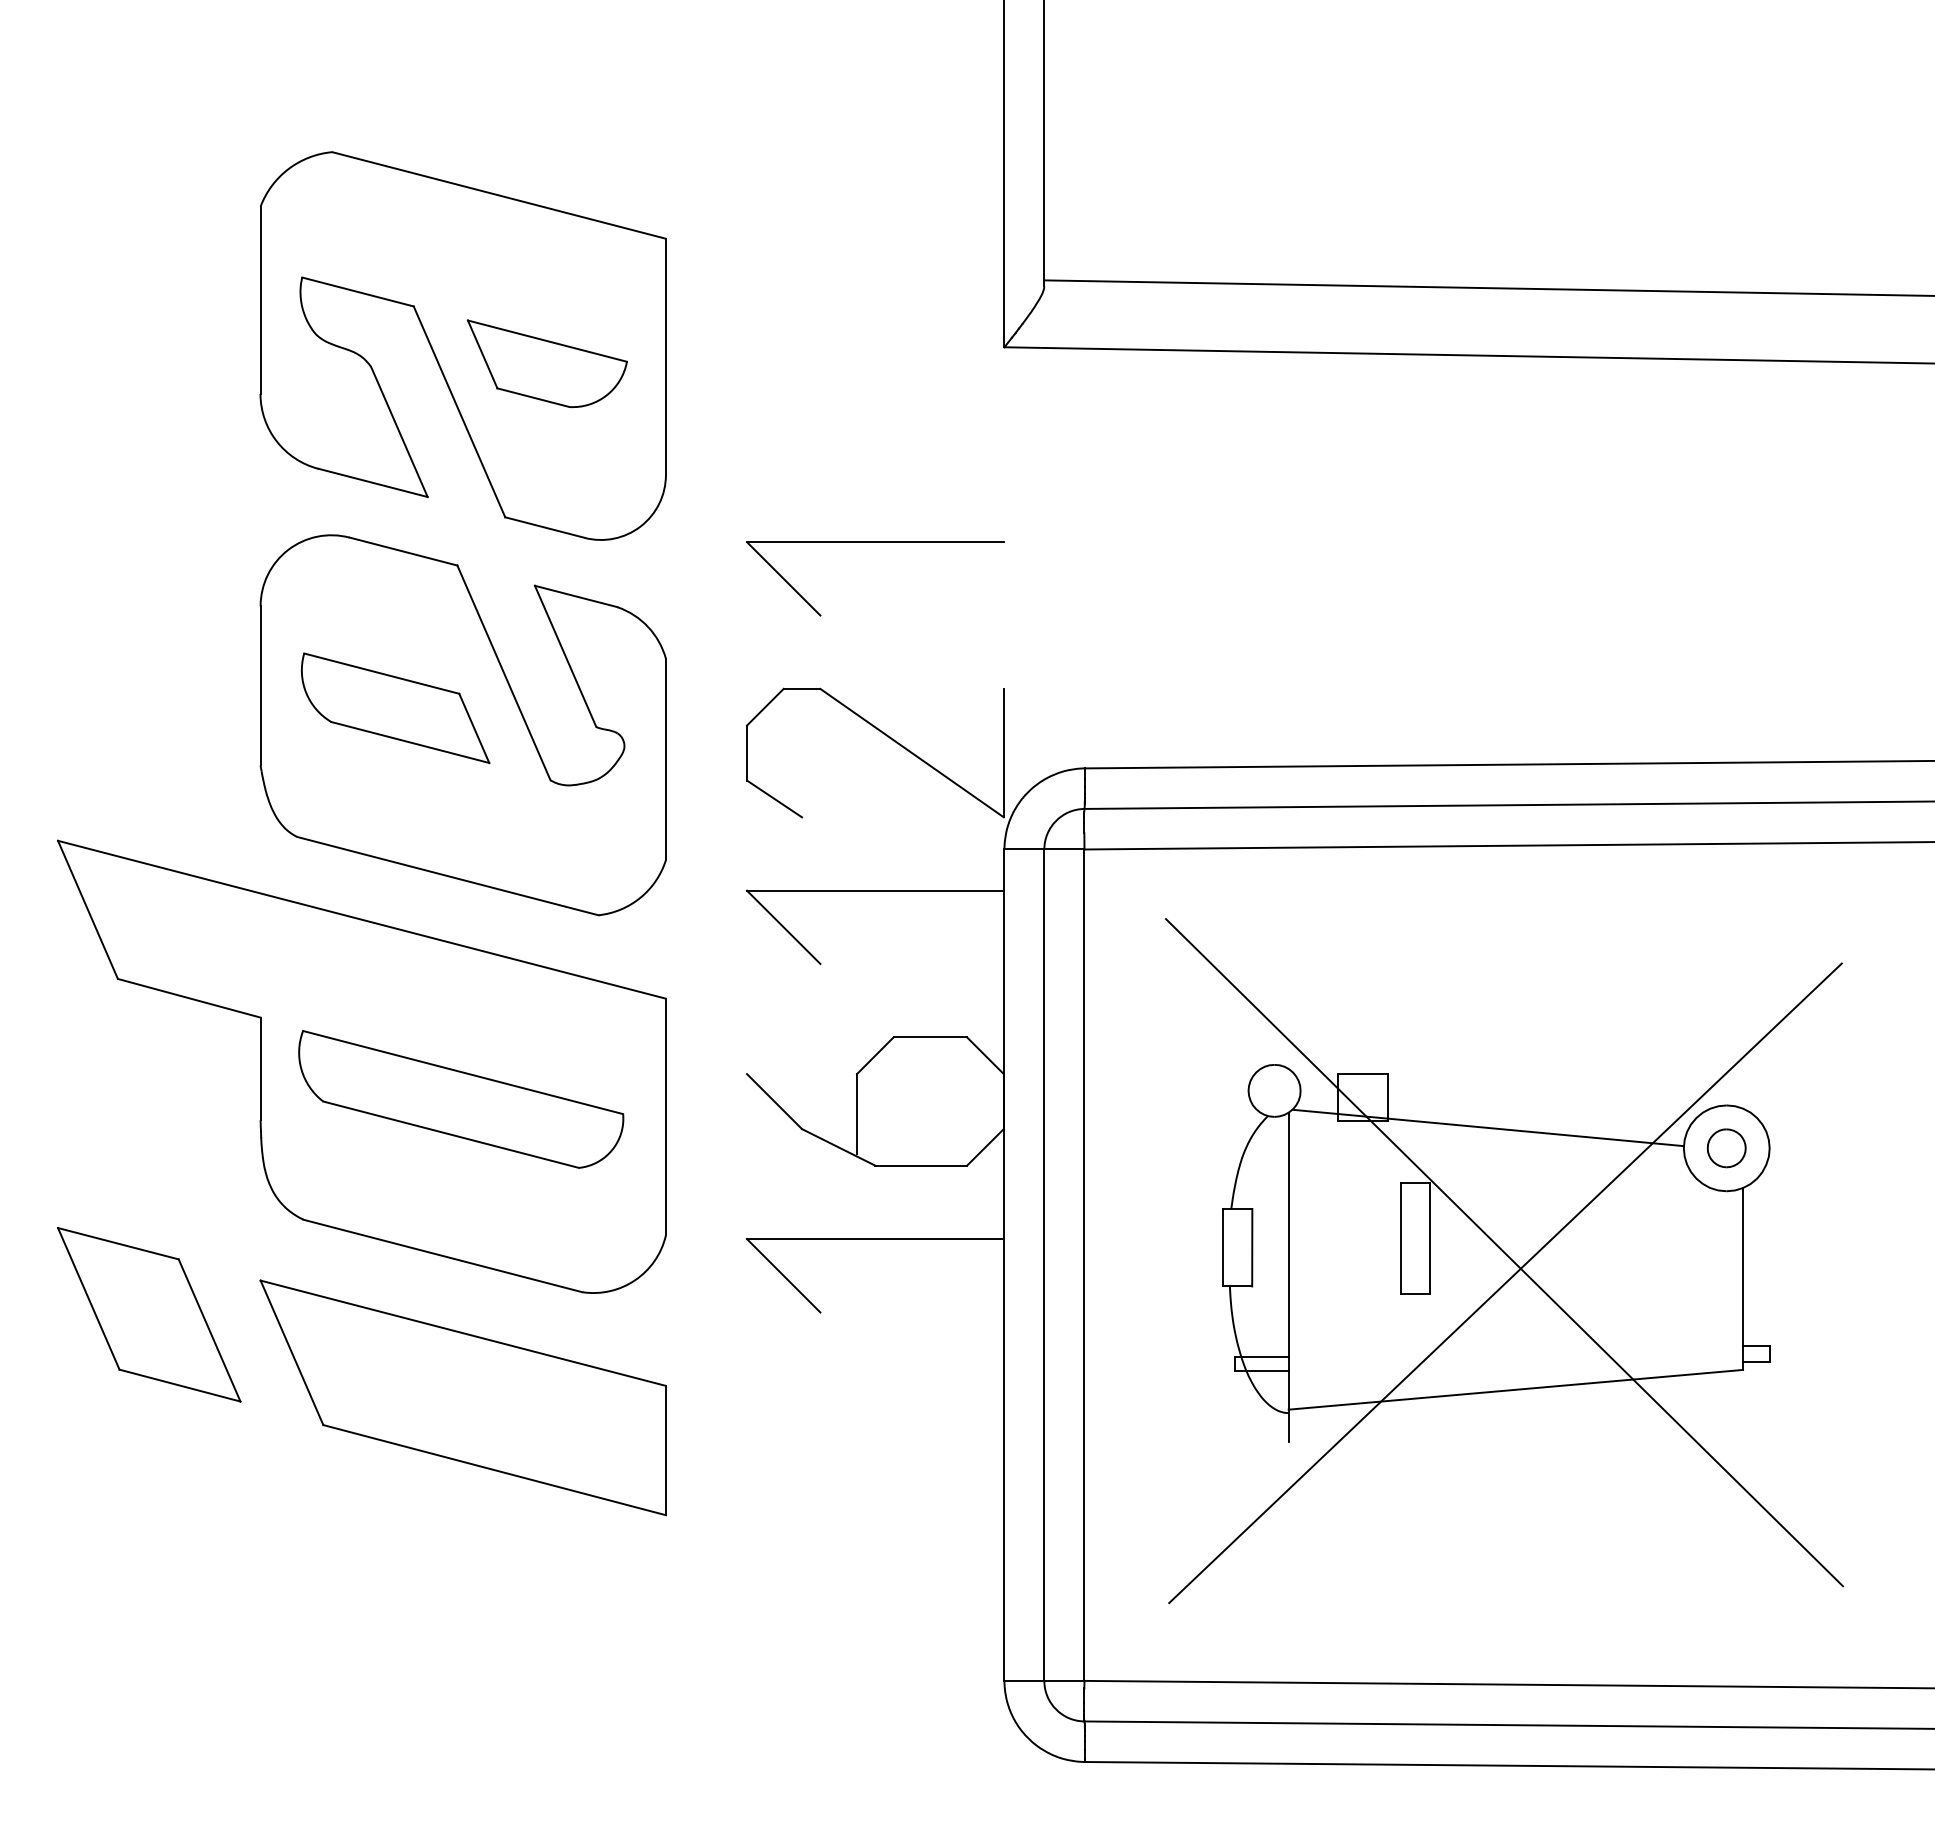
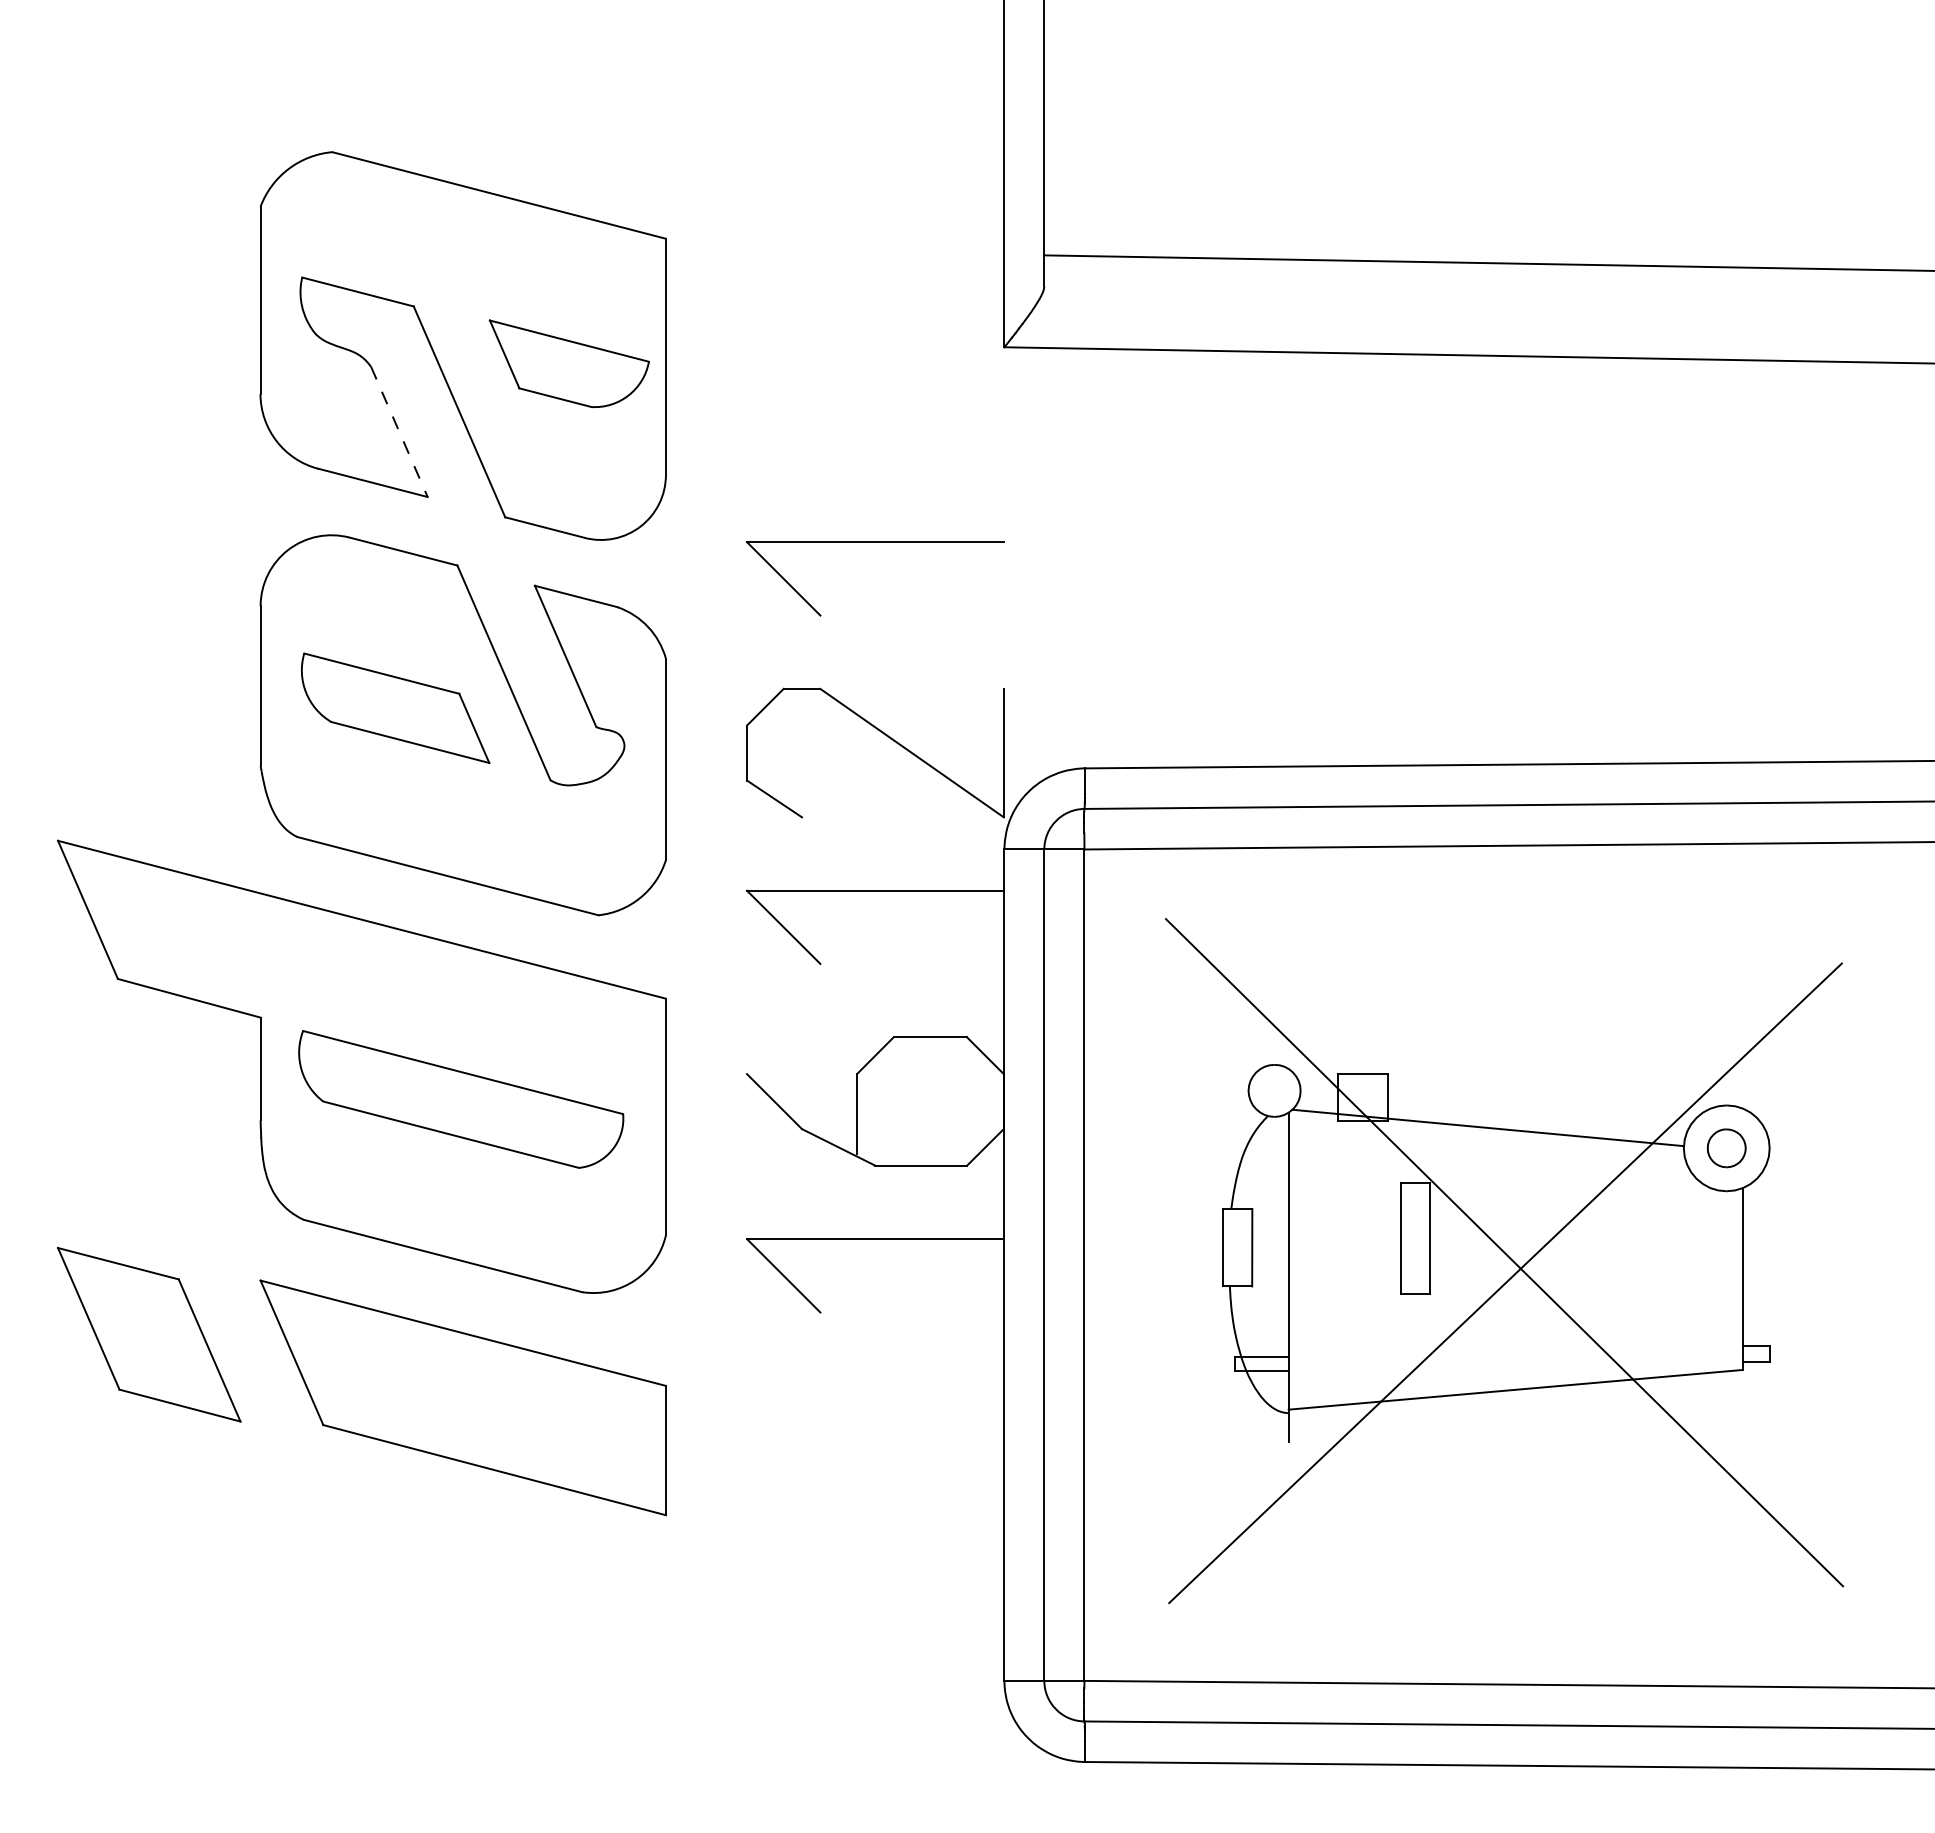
line position: (1487, 287) -> (1487, 262) (1487, 262)
part position: (546, 363) -> (568, 363) (568, 363)
line: solid -> dashed (399, 432)
part position: (149, 1314) -> (149, 1334) (149, 1334)
